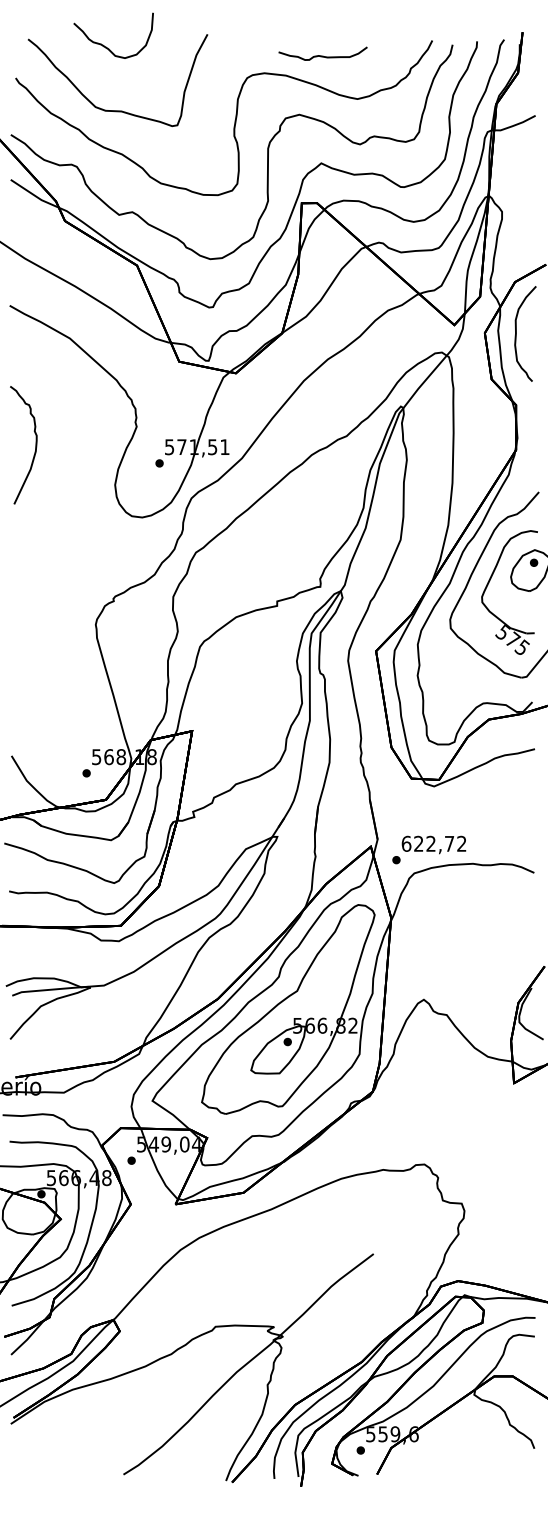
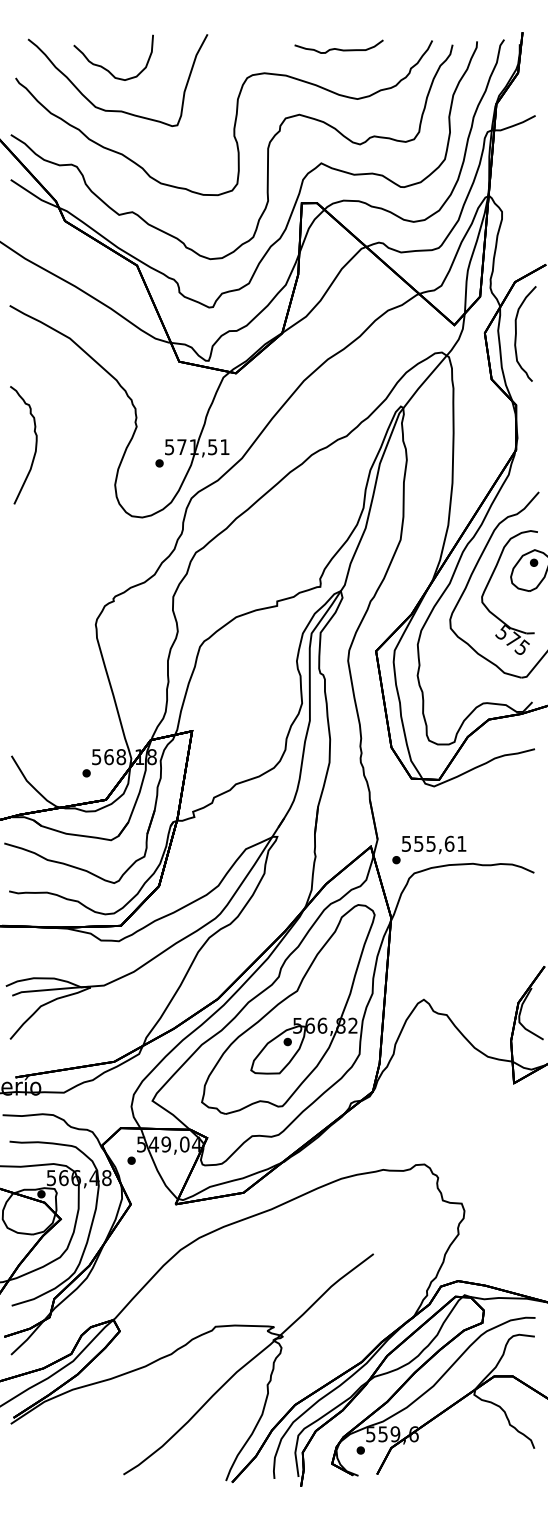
curve position: (106, 46) -> (106, 68) (106, 68)
curve position: (322, 55) -> (338, 48) (338, 48)
text: 622,72 -> 555,61 (433, 843)
